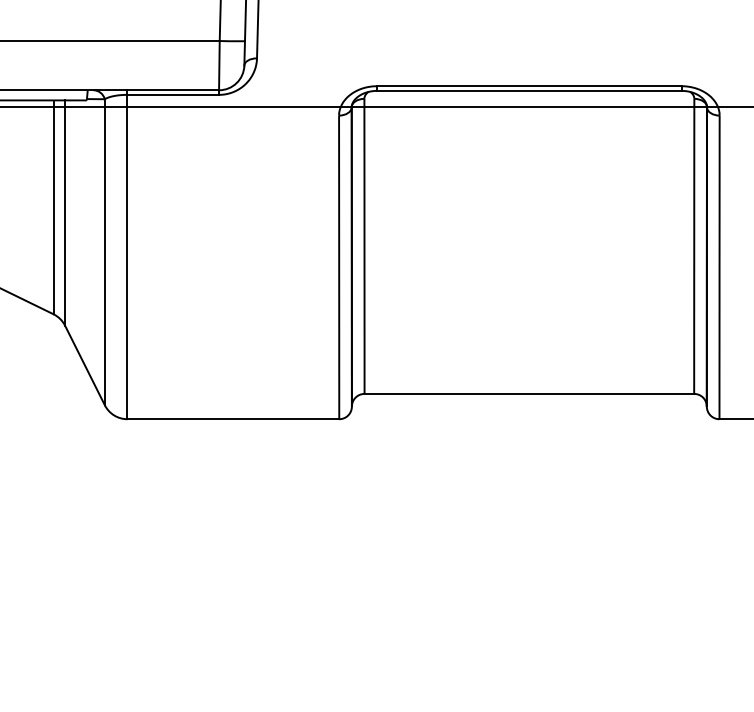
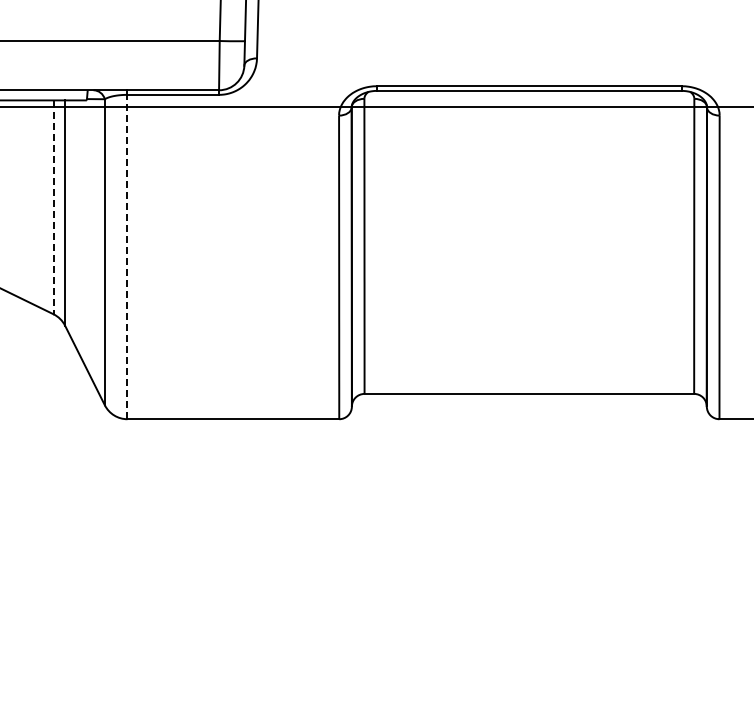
line: solid -> dashed (53, 207)
line: solid -> dashed (127, 256)
